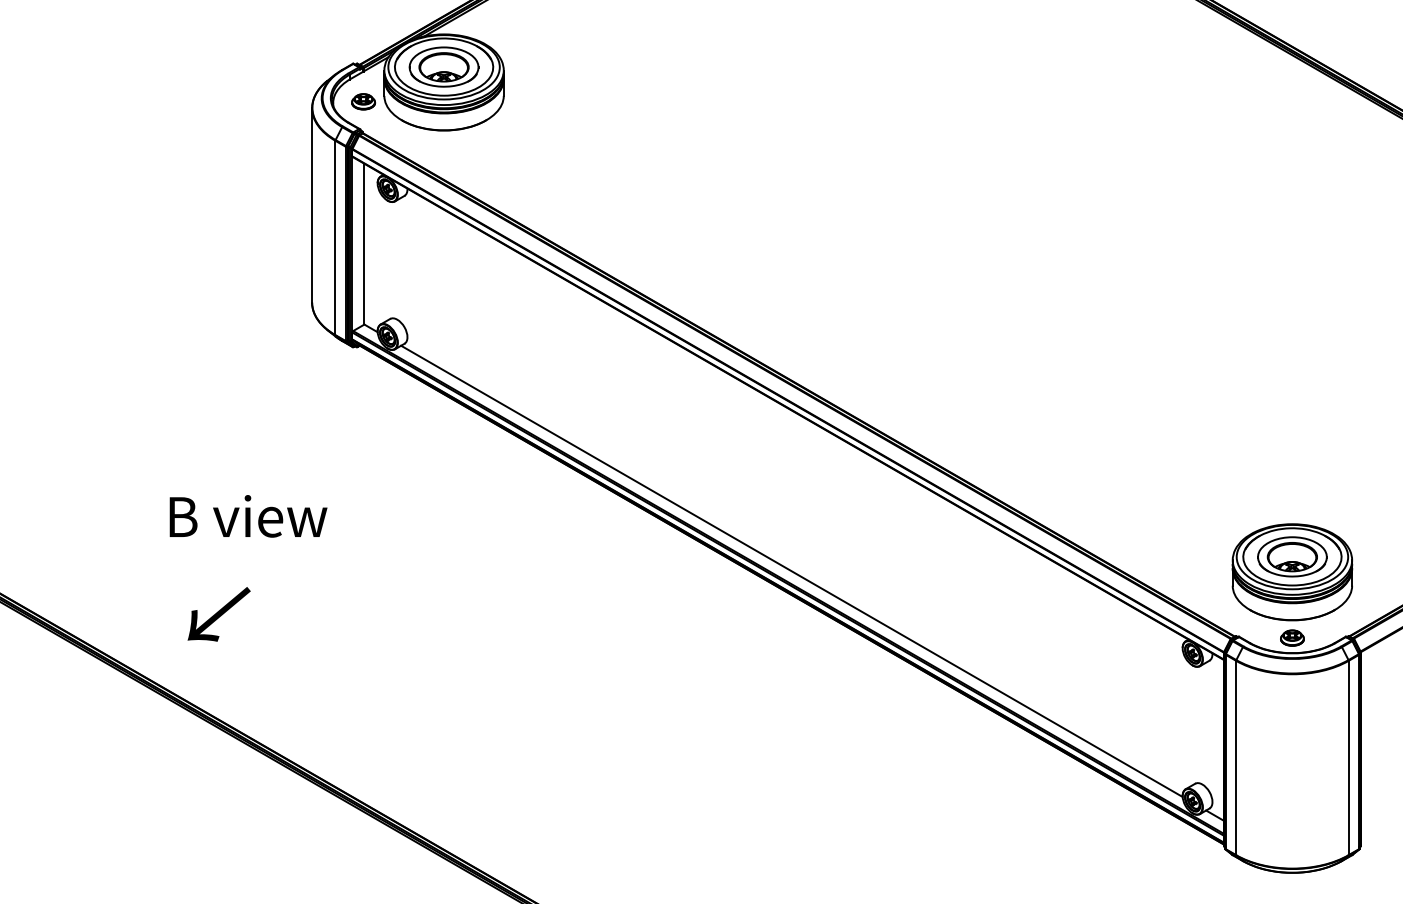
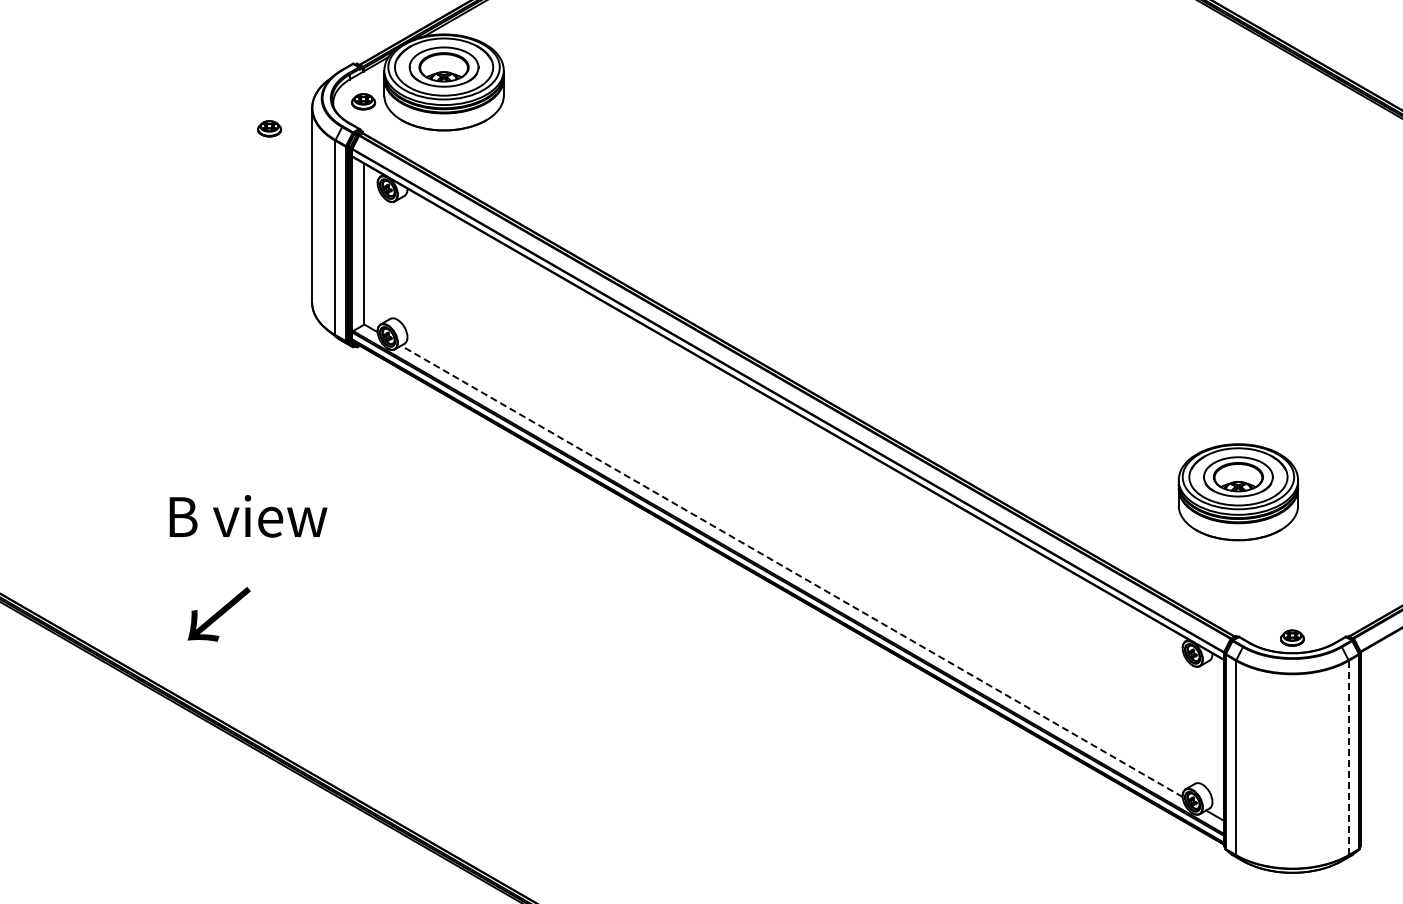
part: none -> present (269, 128)
line: solid -> dashed (791, 571)
part position: (1292, 572) -> (1238, 492) (1238, 492)
line: solid -> dashed (1348, 757)
